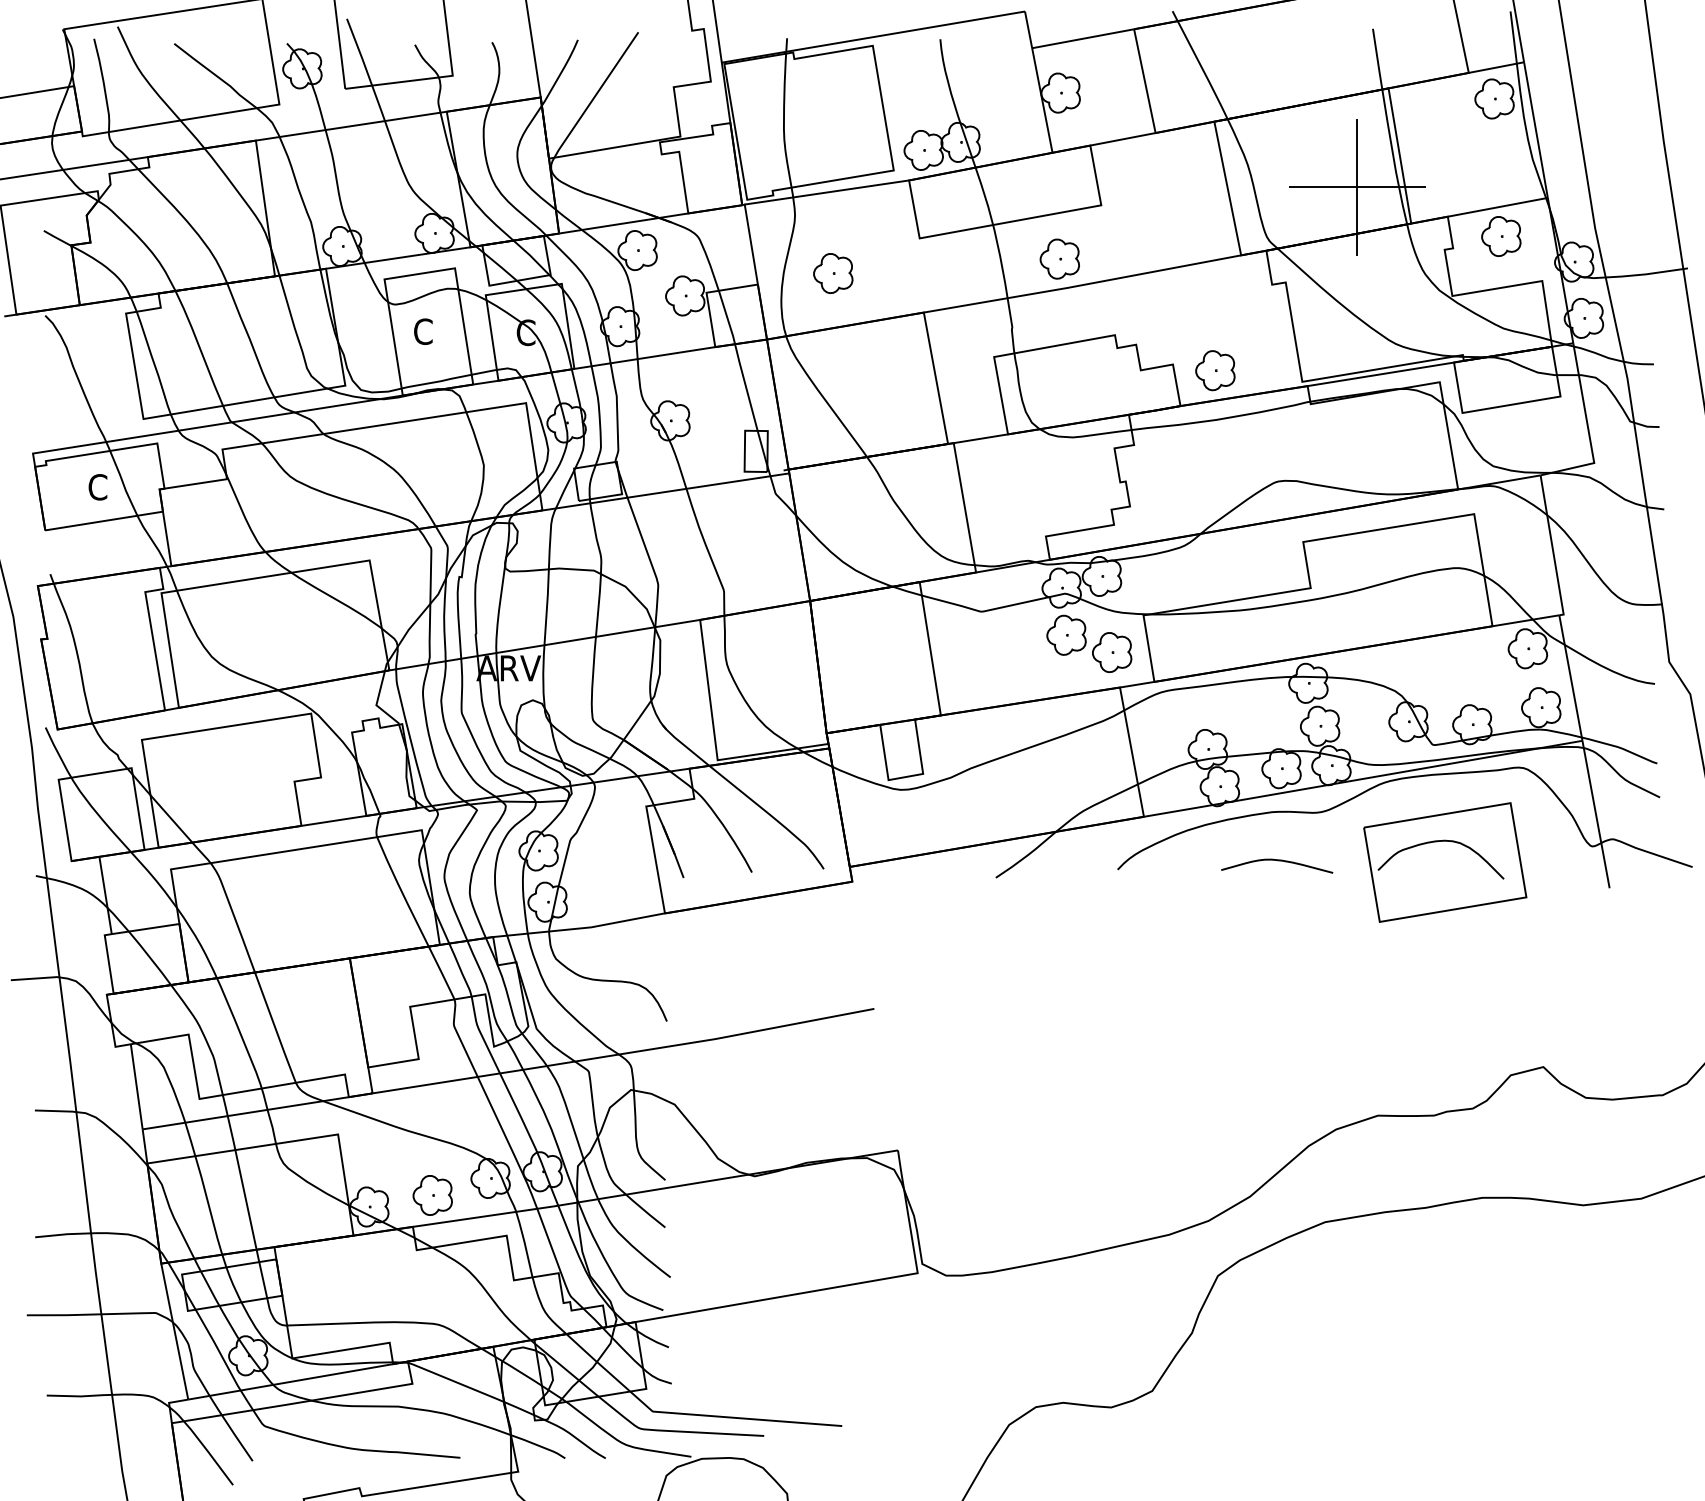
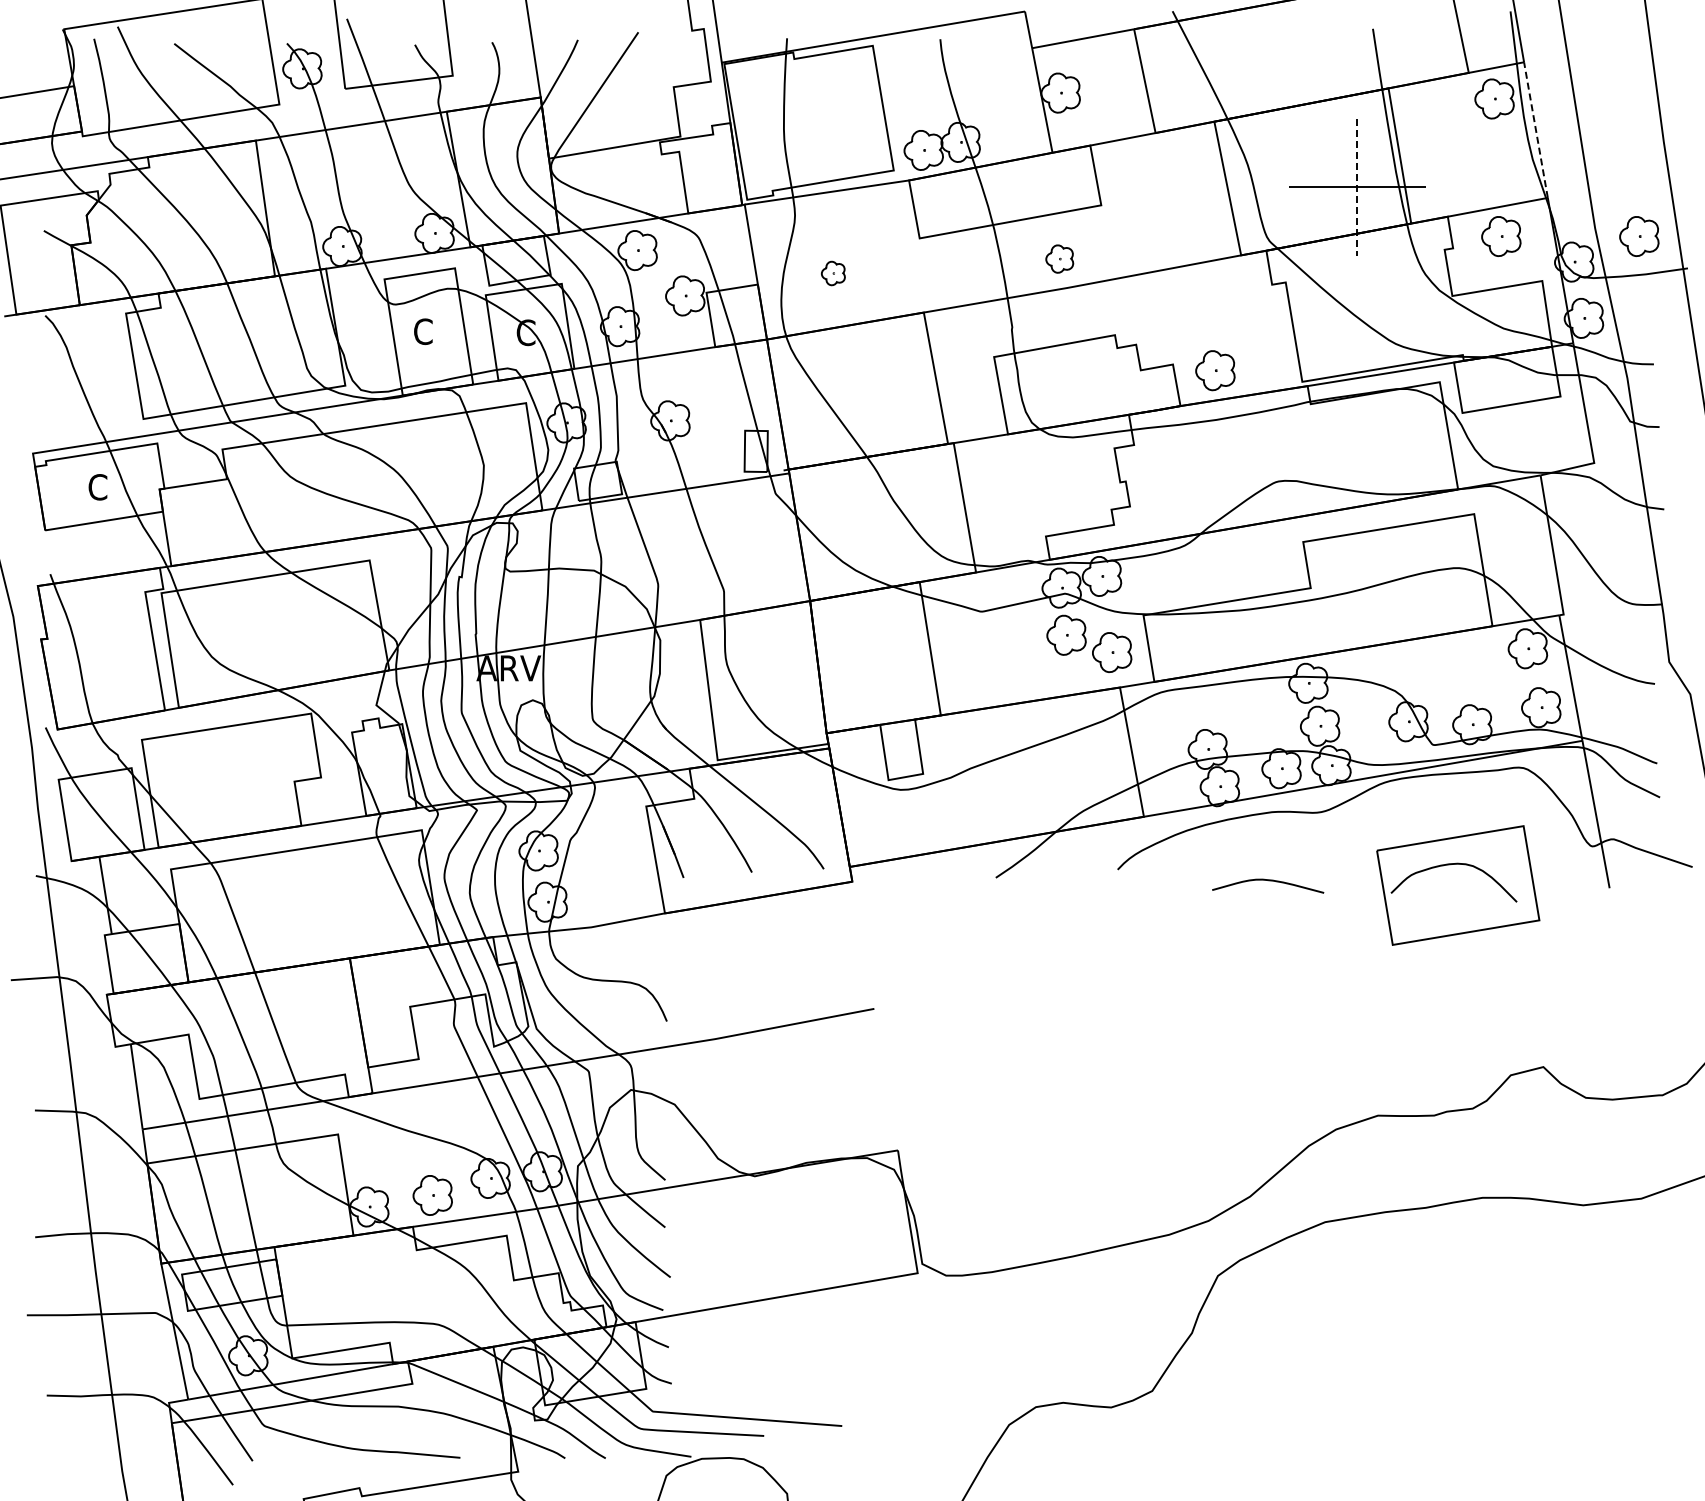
line: solid -> dashed (1535, 130)
line: solid -> dashed (1357, 187)
part: none -> present (1639, 236)
part size: 41x42 px -> 30x30 px (1059, 258)
part size: 41x41 px -> 25x27 px (833, 273)
curve position: (1277, 861) -> (1268, 881) (1268, 881)
part position: (1445, 862) -> (1458, 885) (1458, 885)
